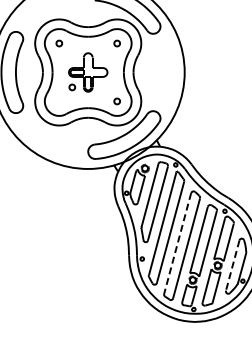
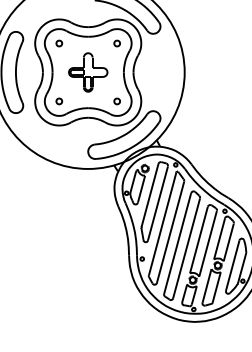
part position: (72, 87) -> (59, 101) (59, 101)
line: dashed -> solid (177, 244)
line: dashed -> solid (232, 266)
